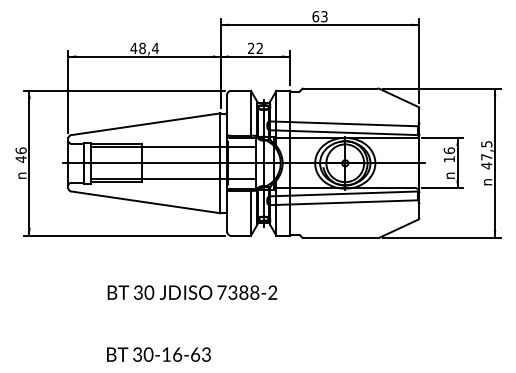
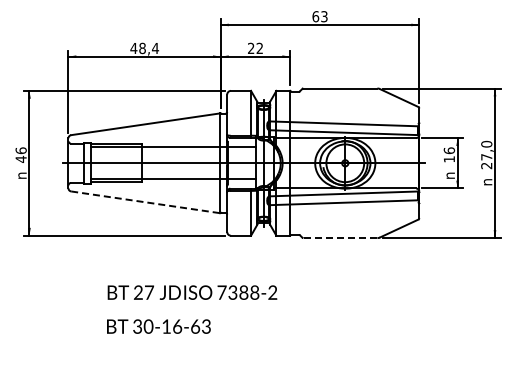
text: 47,5 -> 27,0 (486, 154)
line: solid -> dashed (146, 202)
line: solid -> dashed (339, 238)
text: 30 -> 27 (143, 292)
text position: (158, 354) -> (158, 326) (158, 326)
